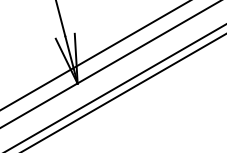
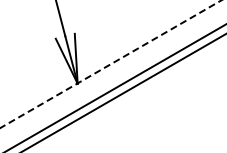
line: present -> none (94, 55)
line: solid -> dashed (111, 64)
